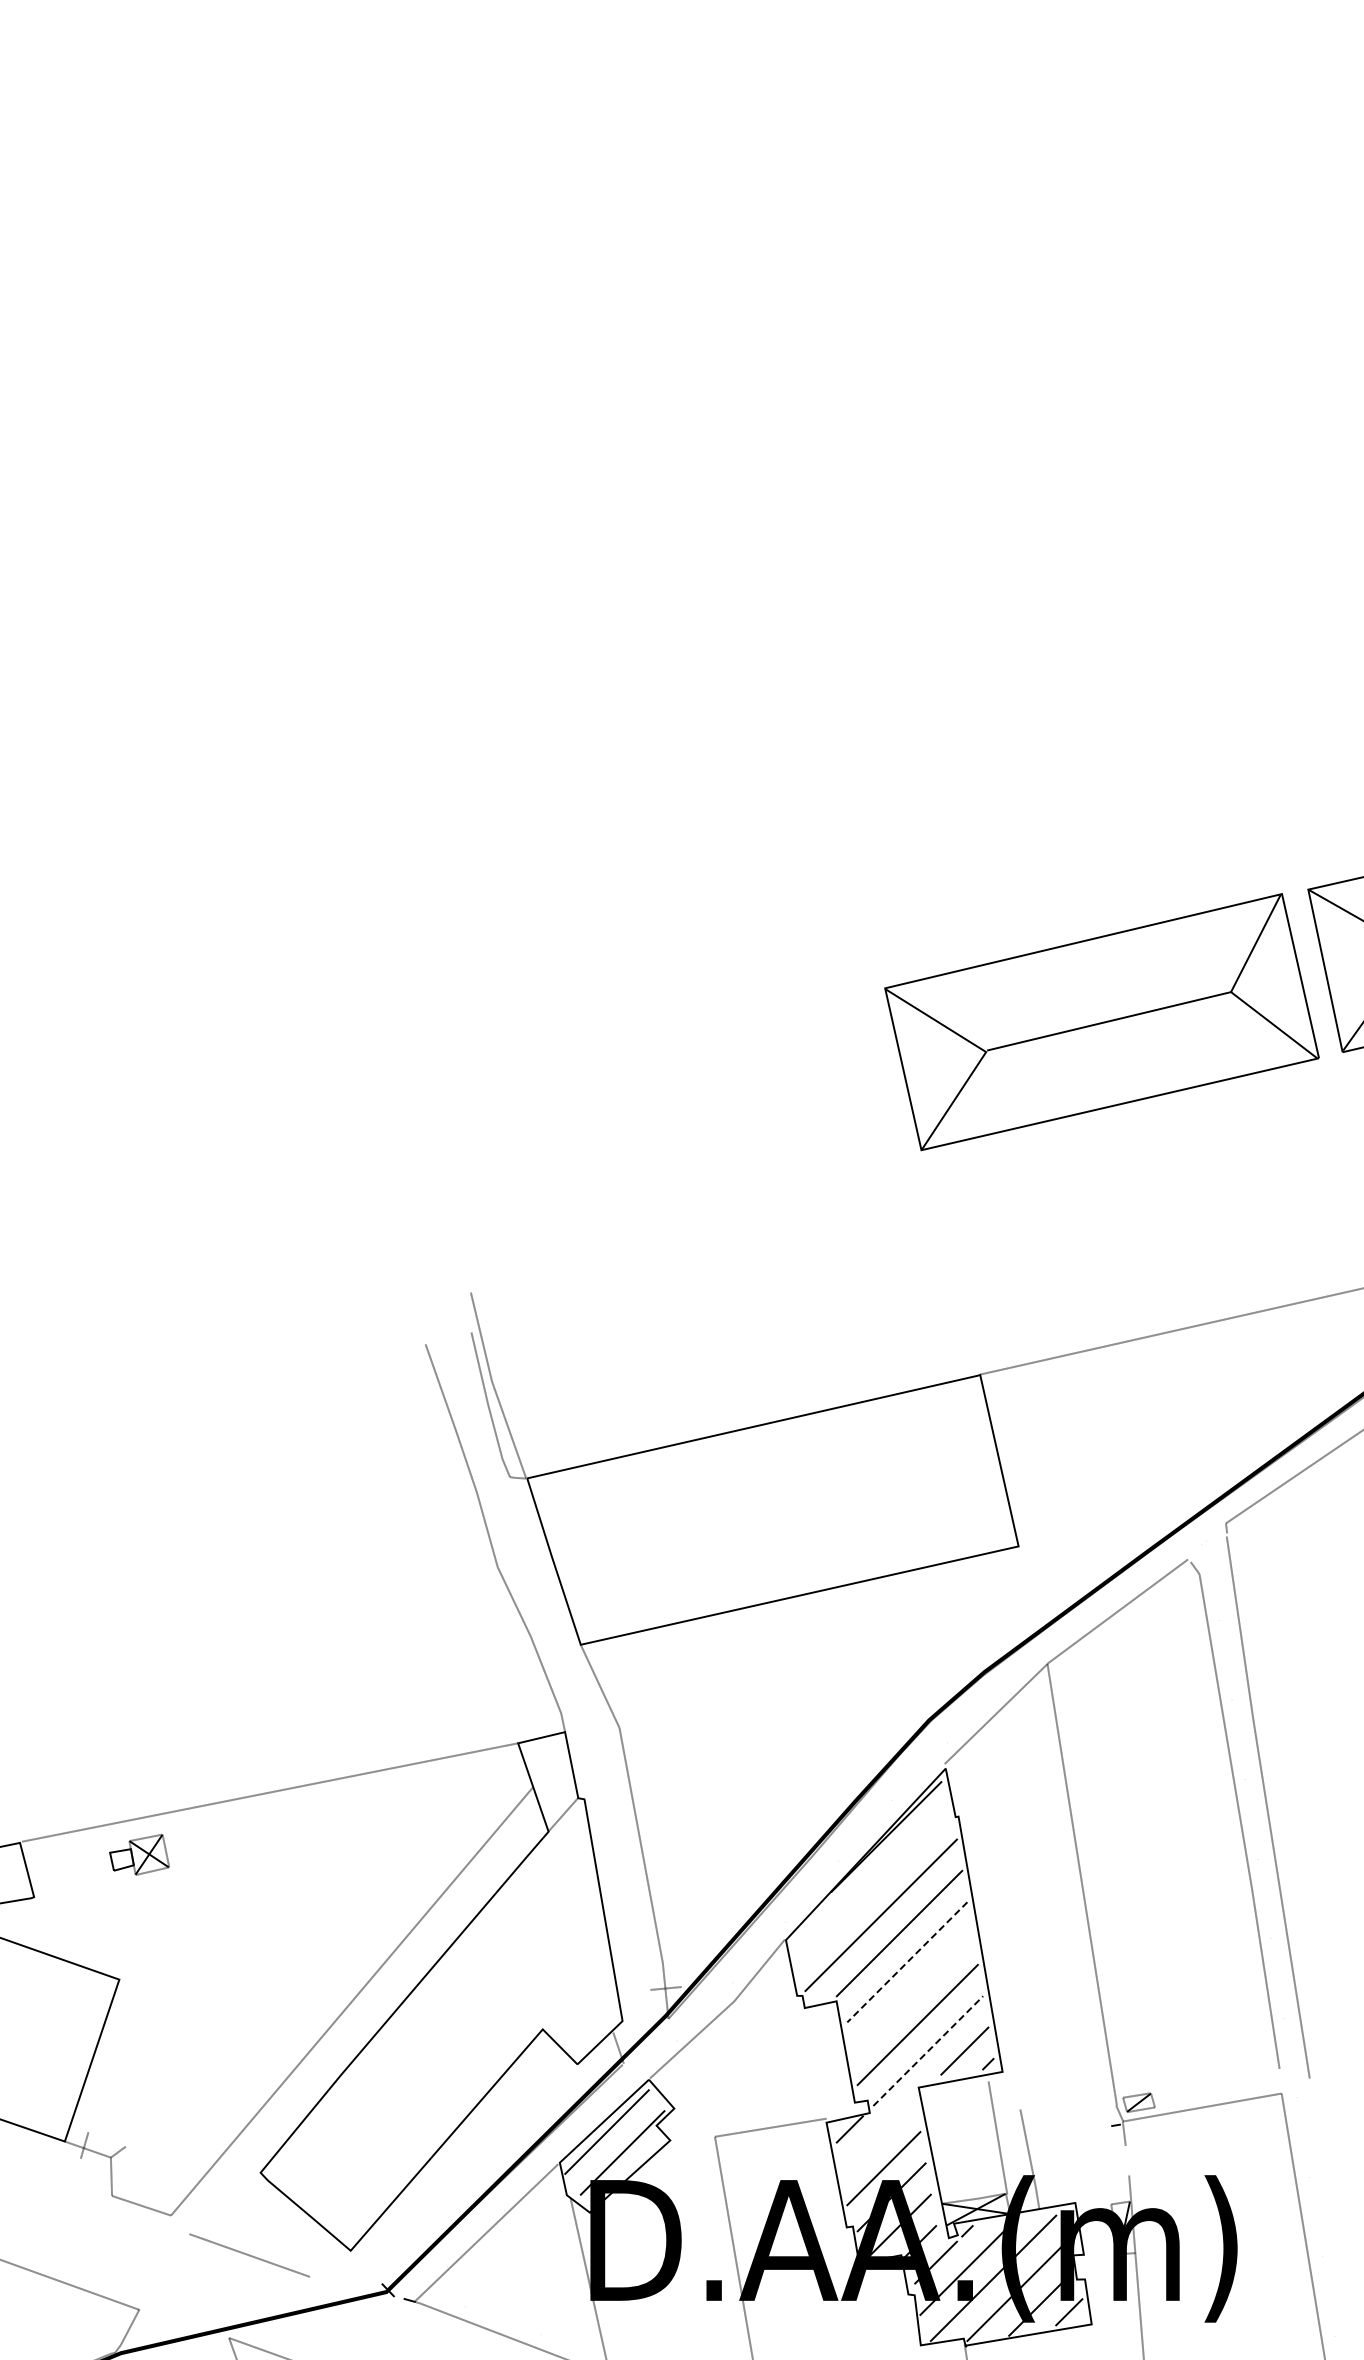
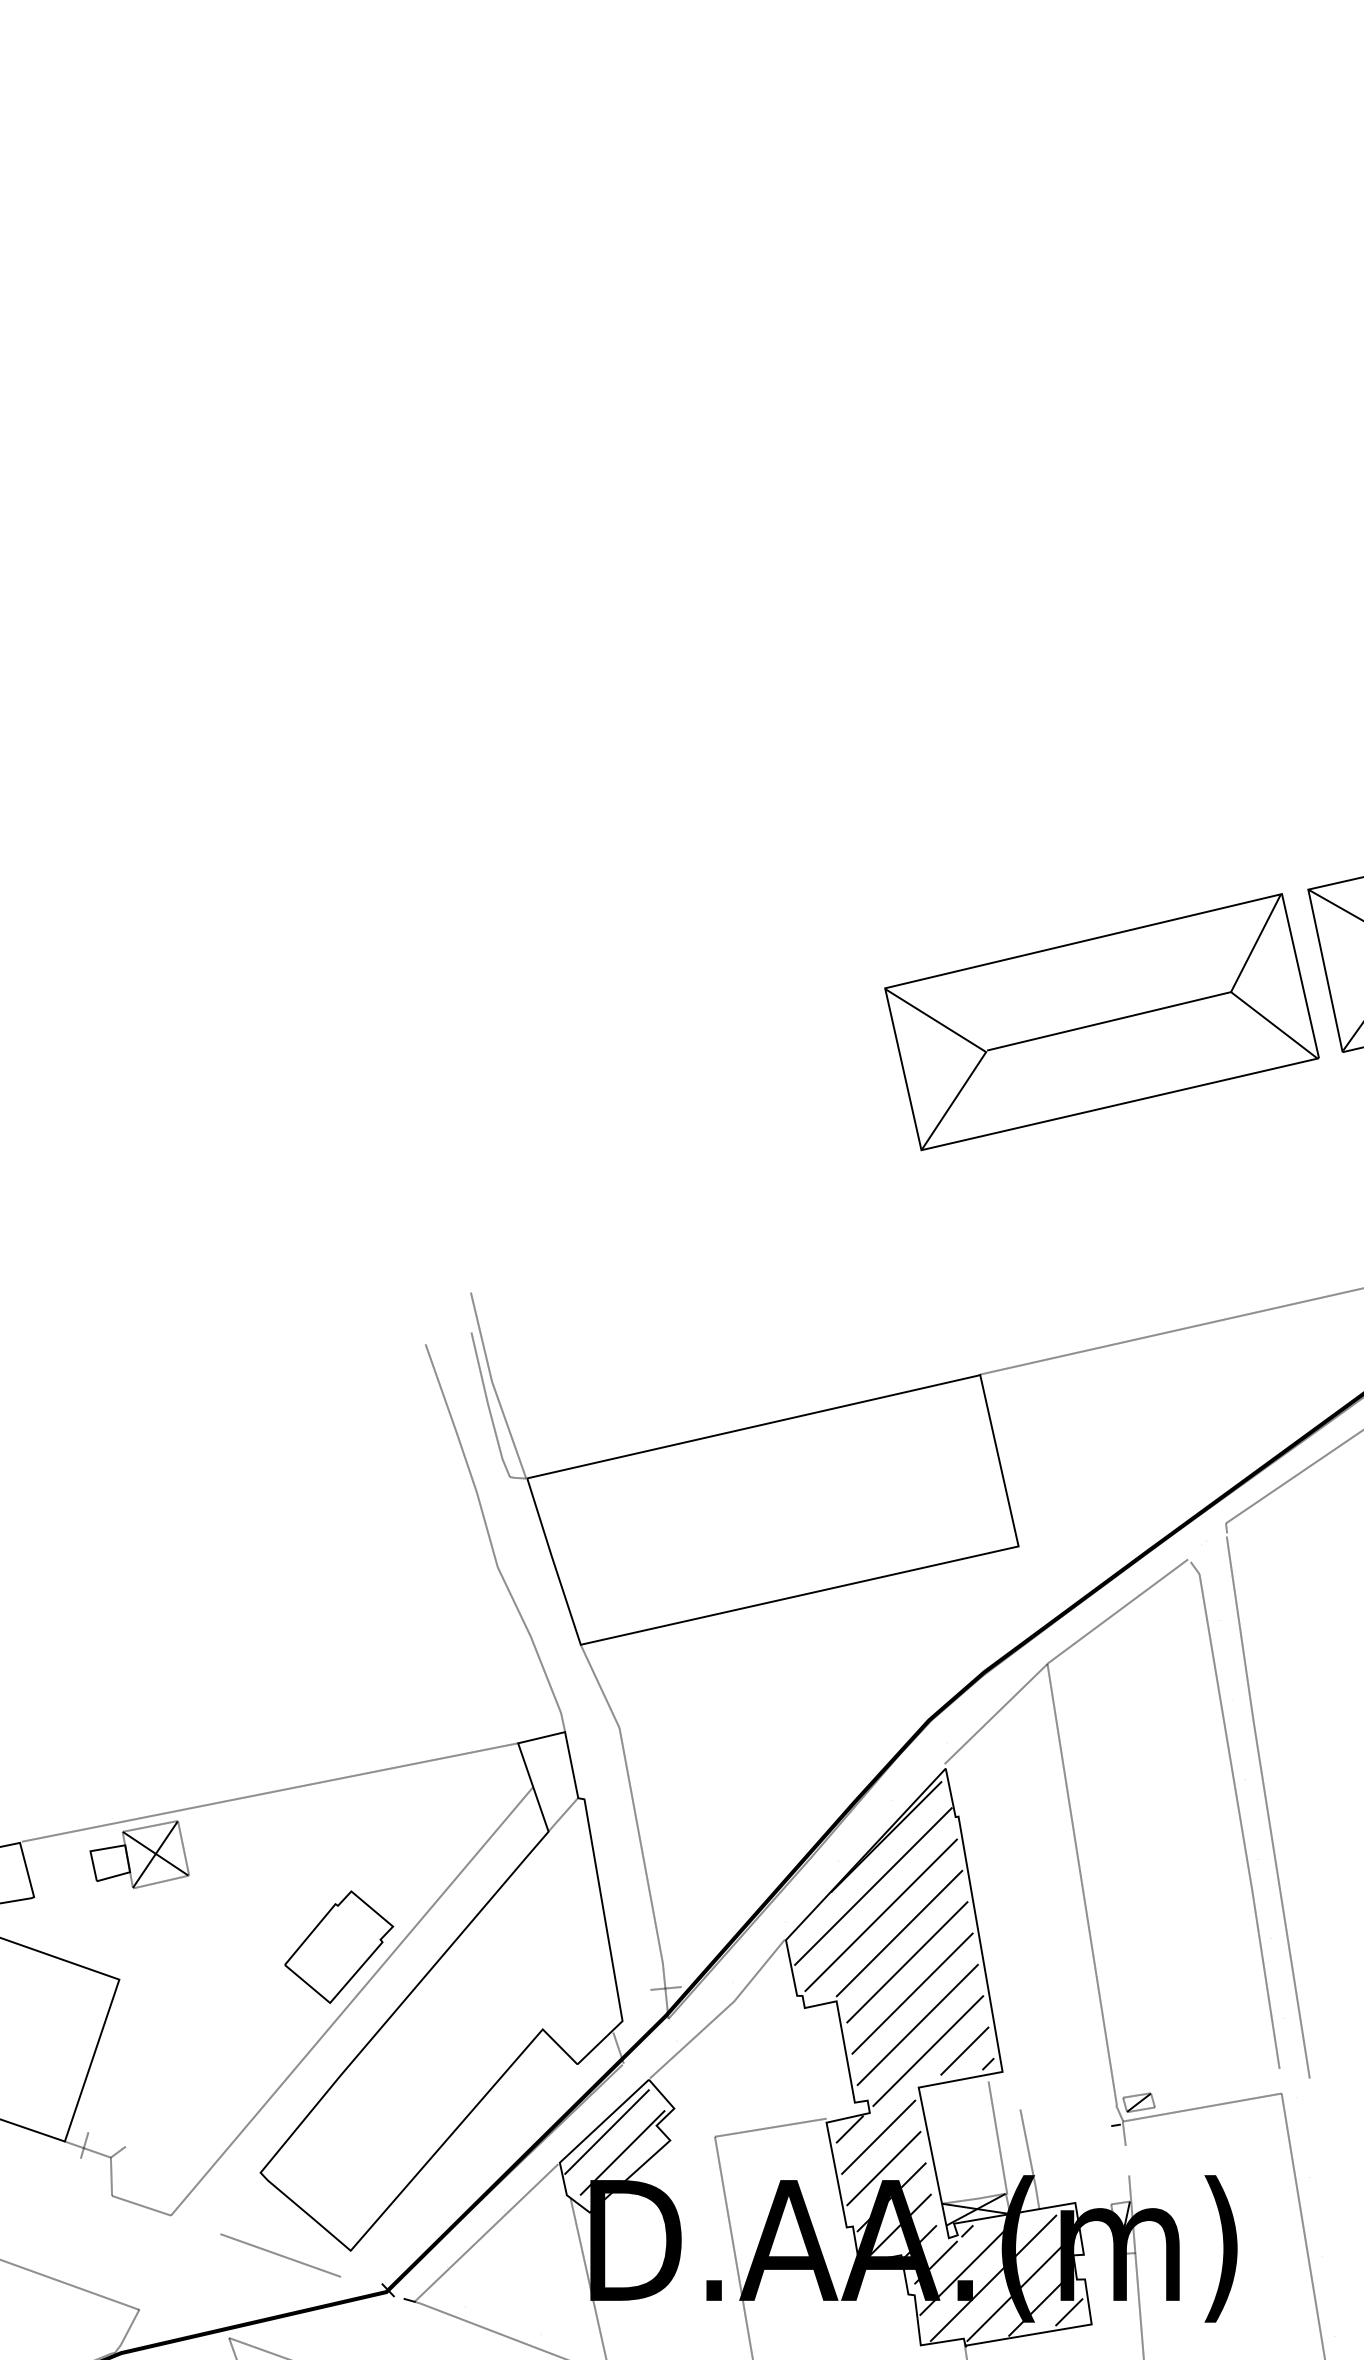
part size: 61x42 px -> 101x70 px (139, 1854)
line: none -> present (873, 1886)
part: none -> present (339, 1946)
line: dashed -> solid (907, 1962)
line: none -> present (912, 1993)
line: dashed -> solid (928, 2051)
line: none -> present (878, 2136)
line position: (249, 2255) -> (280, 2255) (280, 2255)
